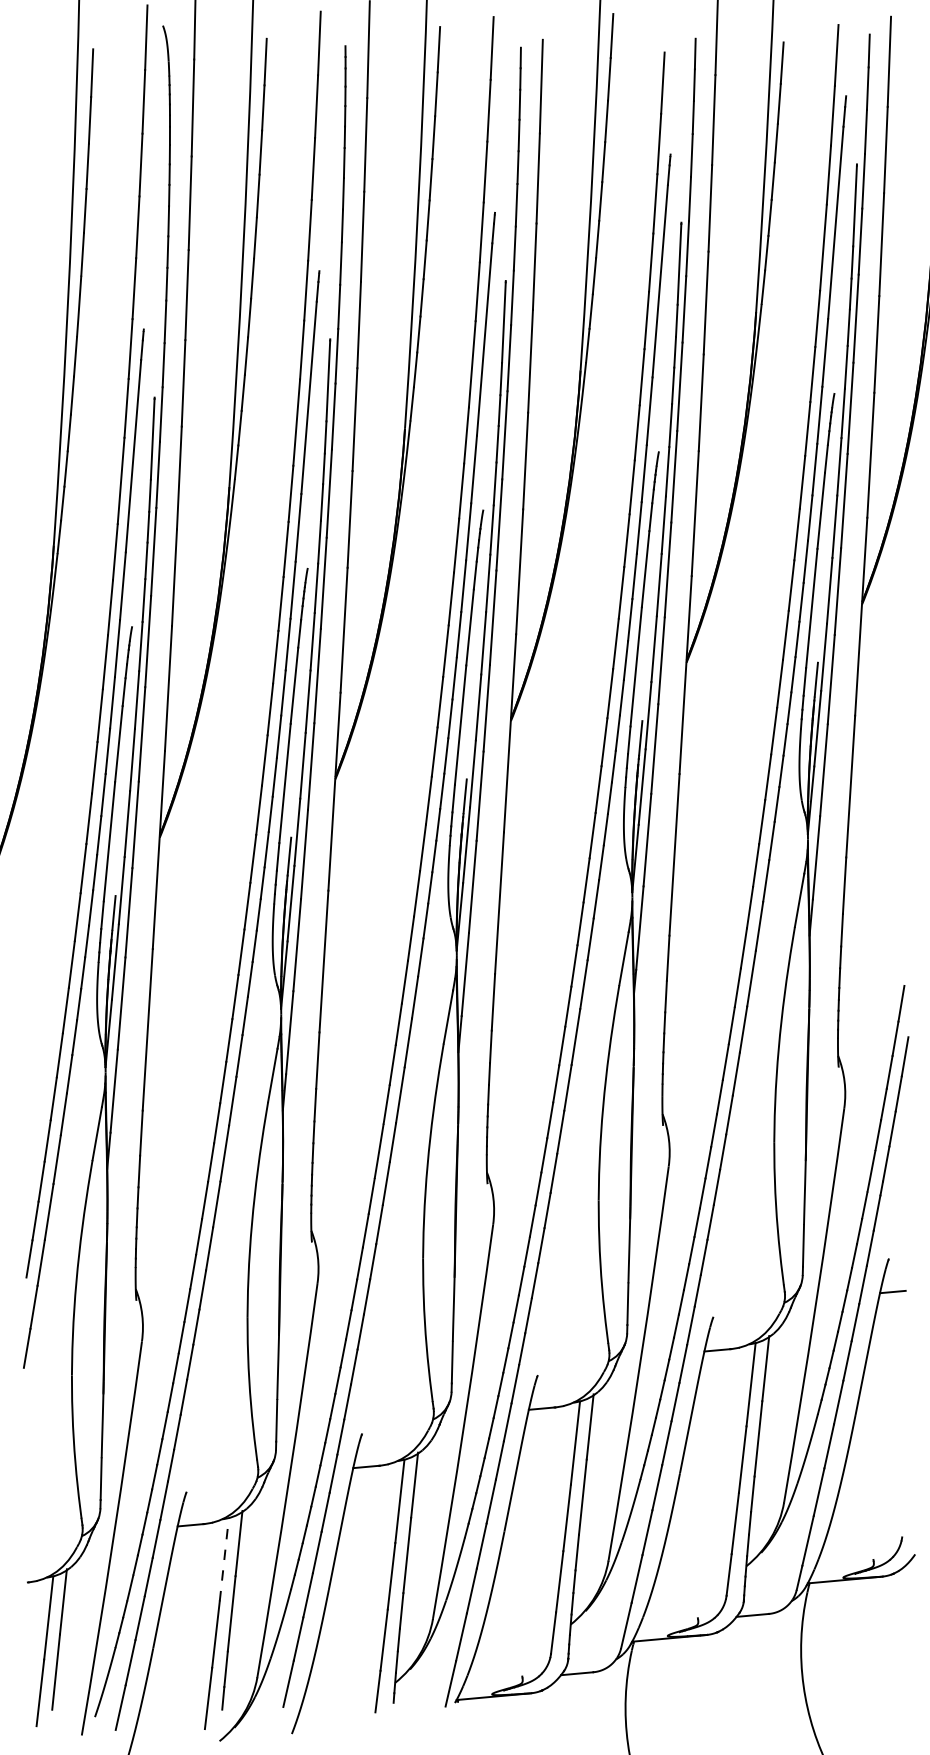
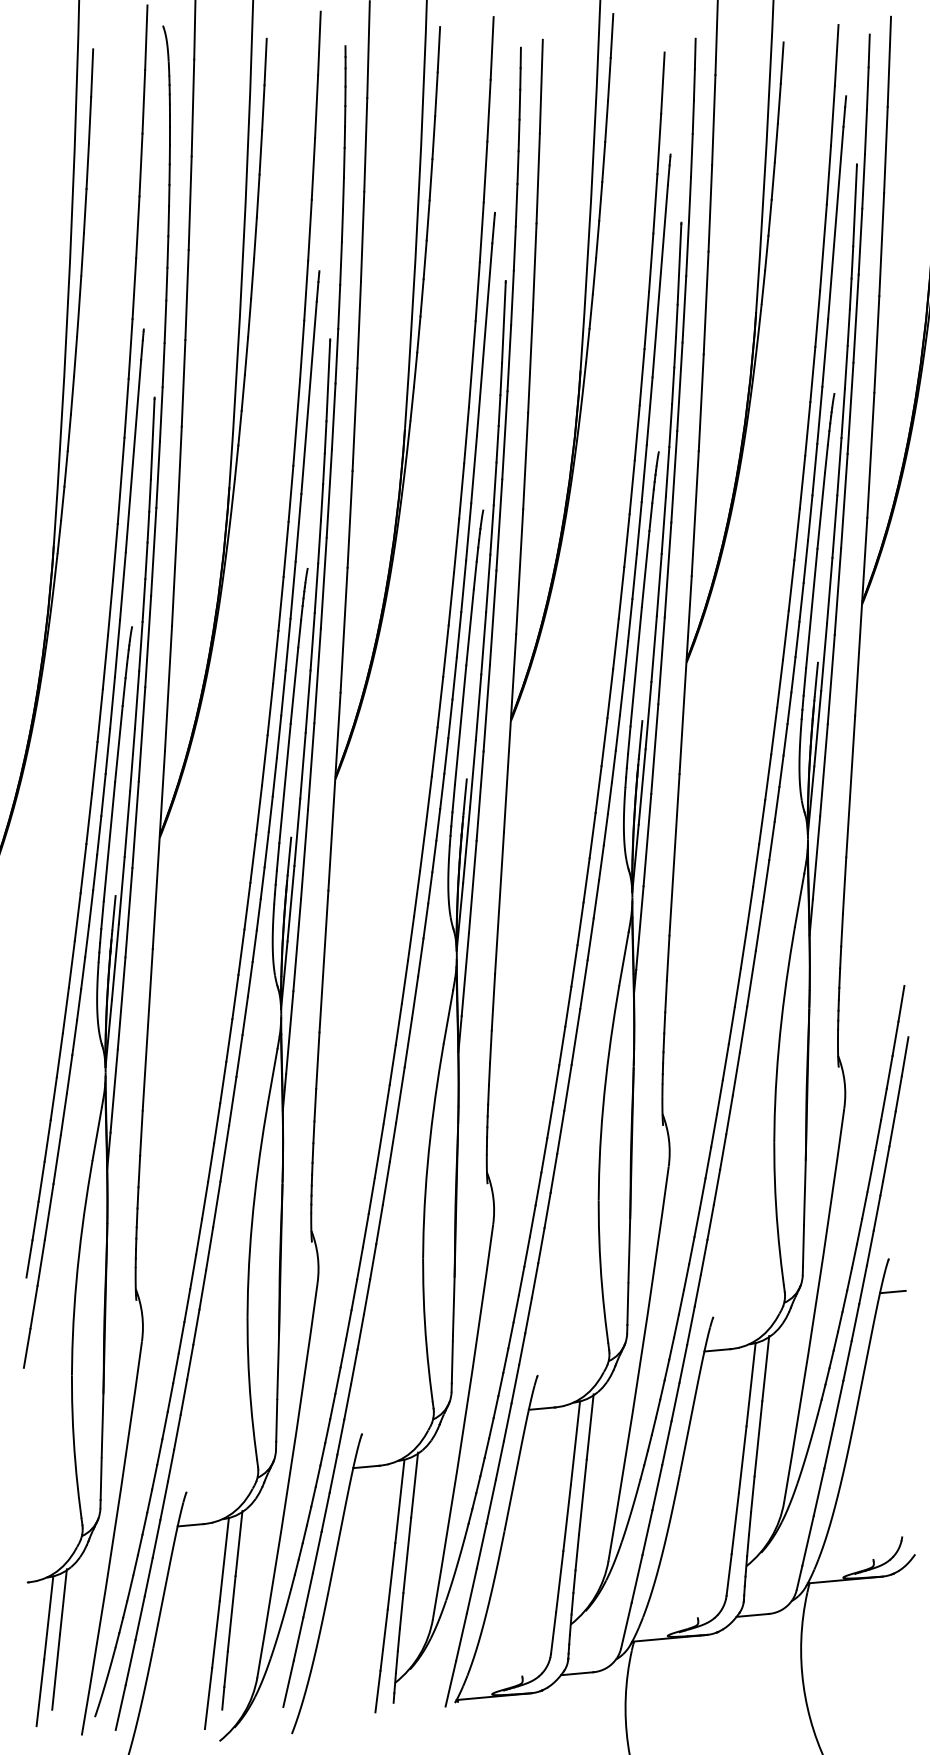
line: dashed -> solid (224, 1559)
